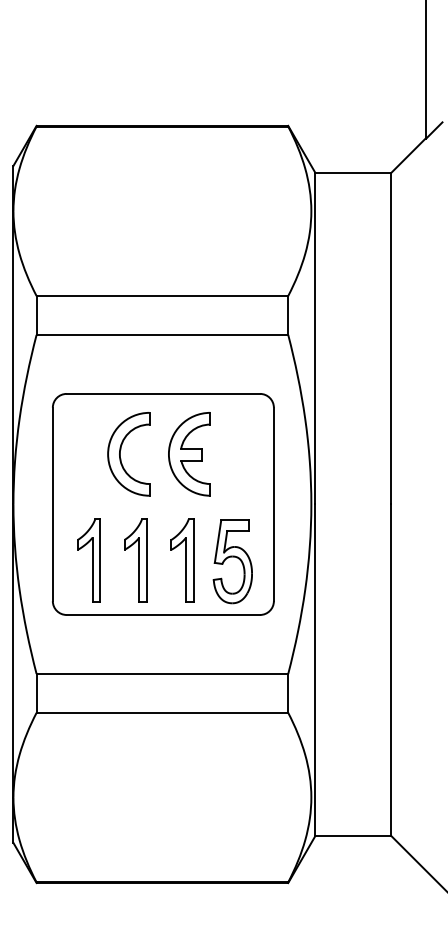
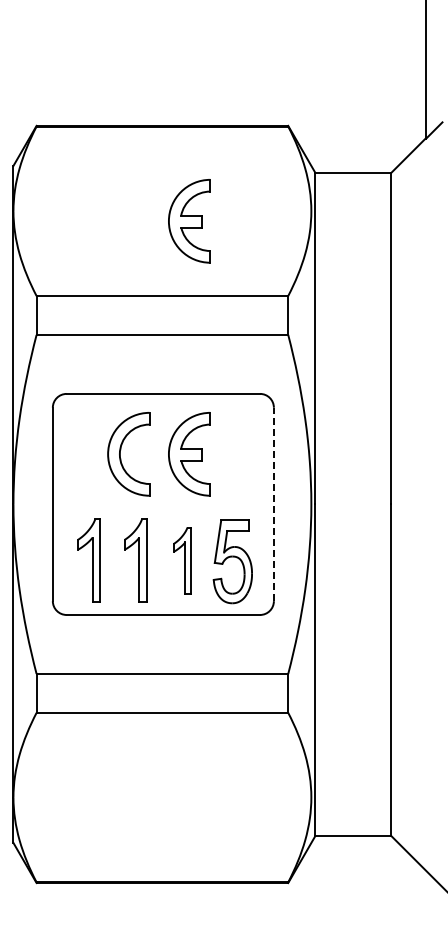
part: none -> present (189, 221)
line: solid -> dashed (273, 504)
part size: 25x85 px -> 19x68 px (182, 560)
